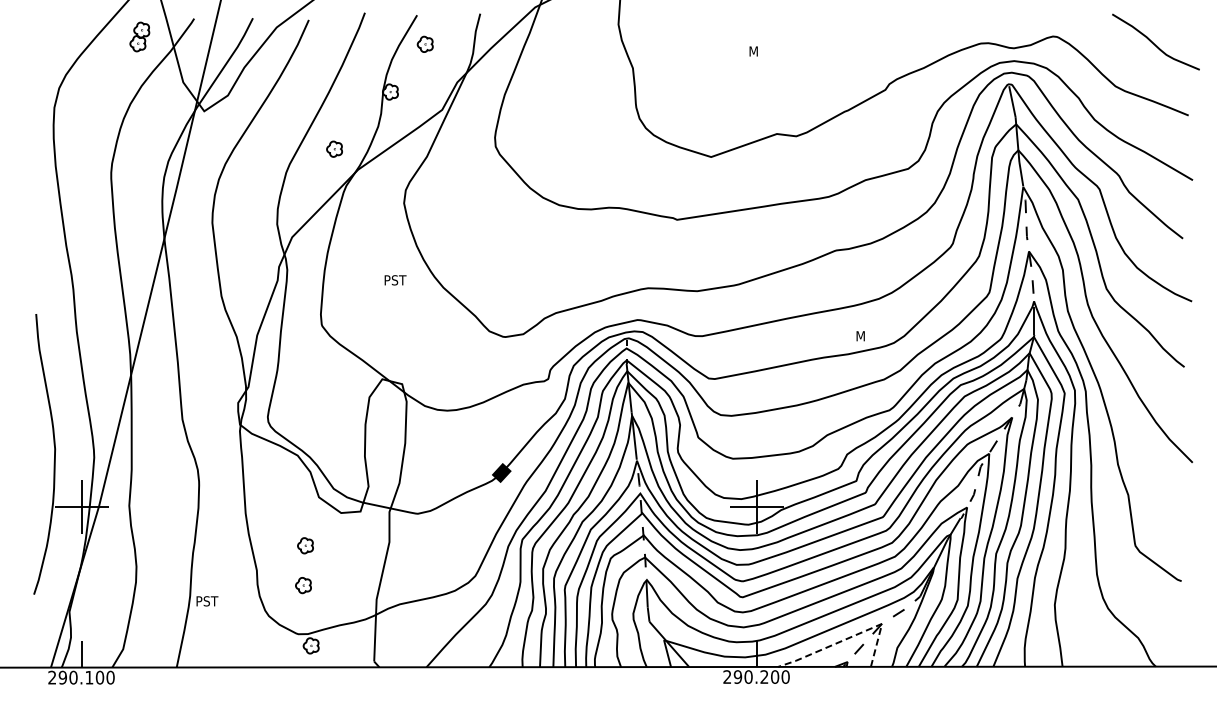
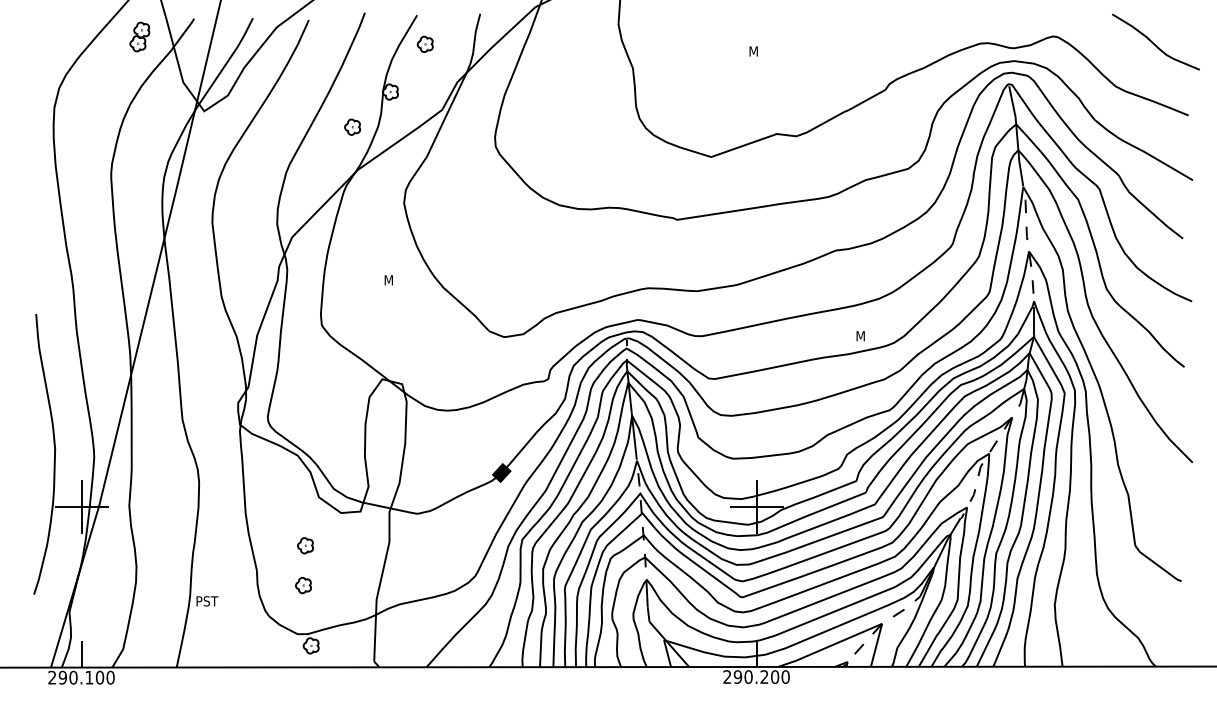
part position: (334, 148) -> (352, 126) (352, 126)
text: PST -> M (395, 280)
line: dashed -> solid (850, 637)
